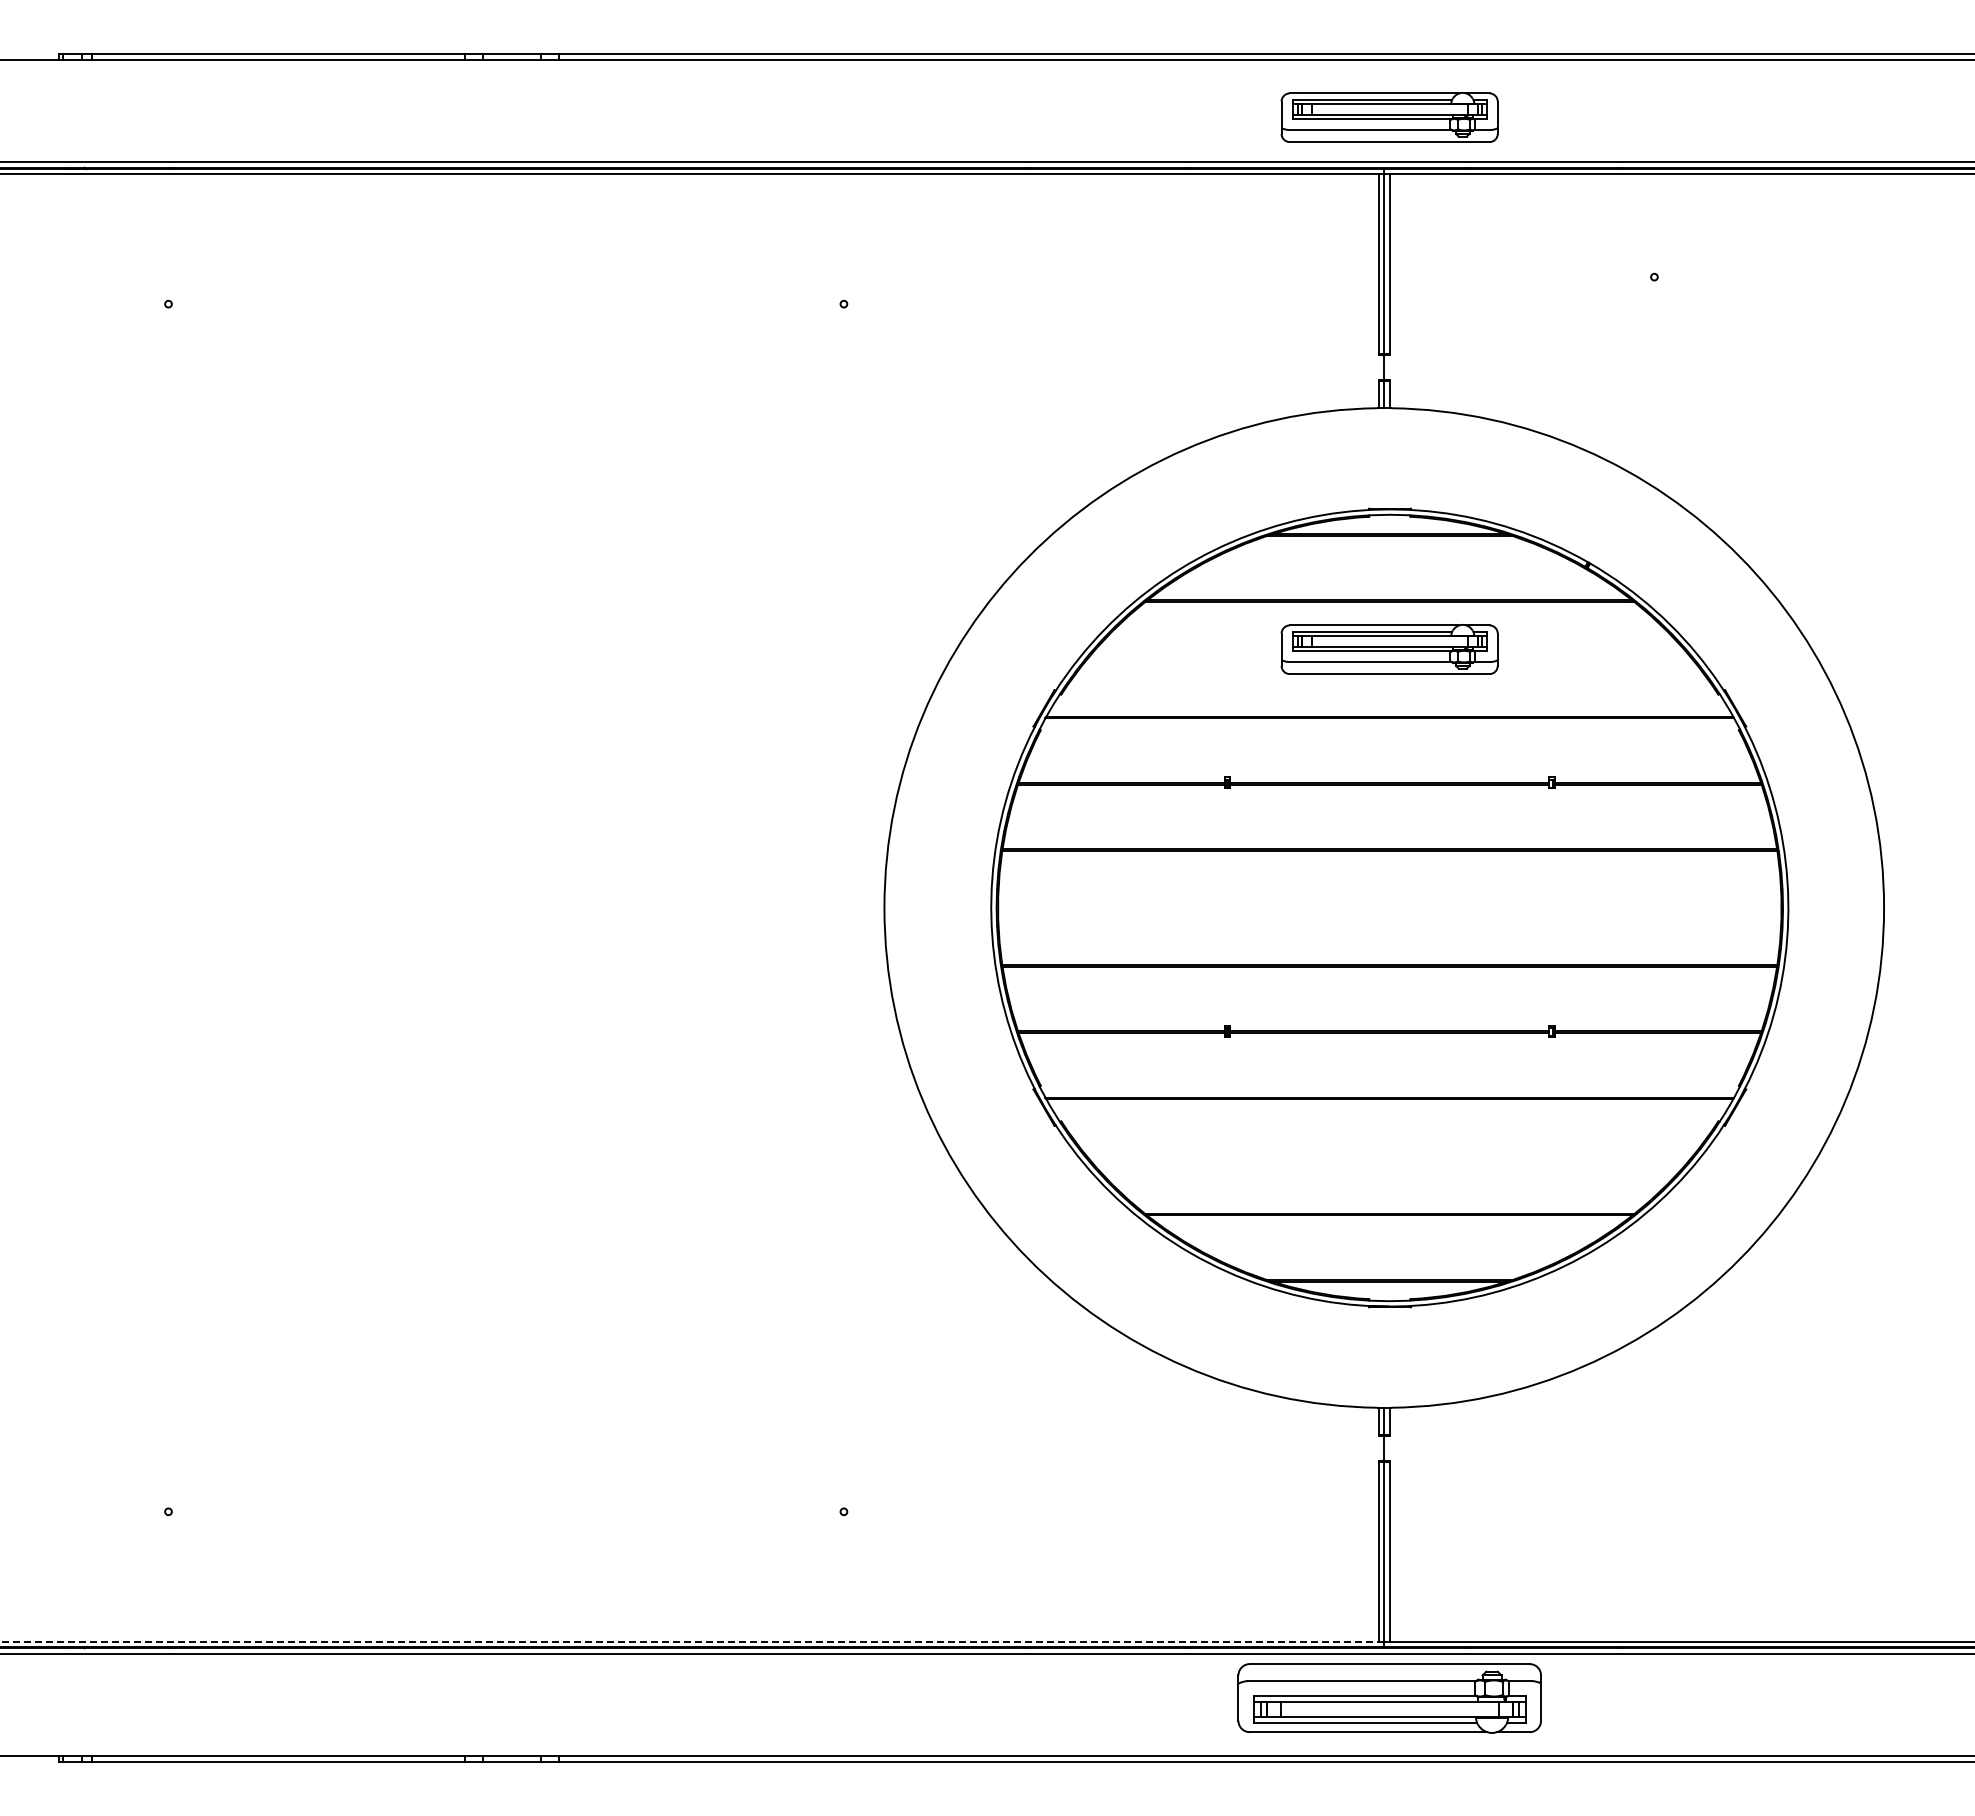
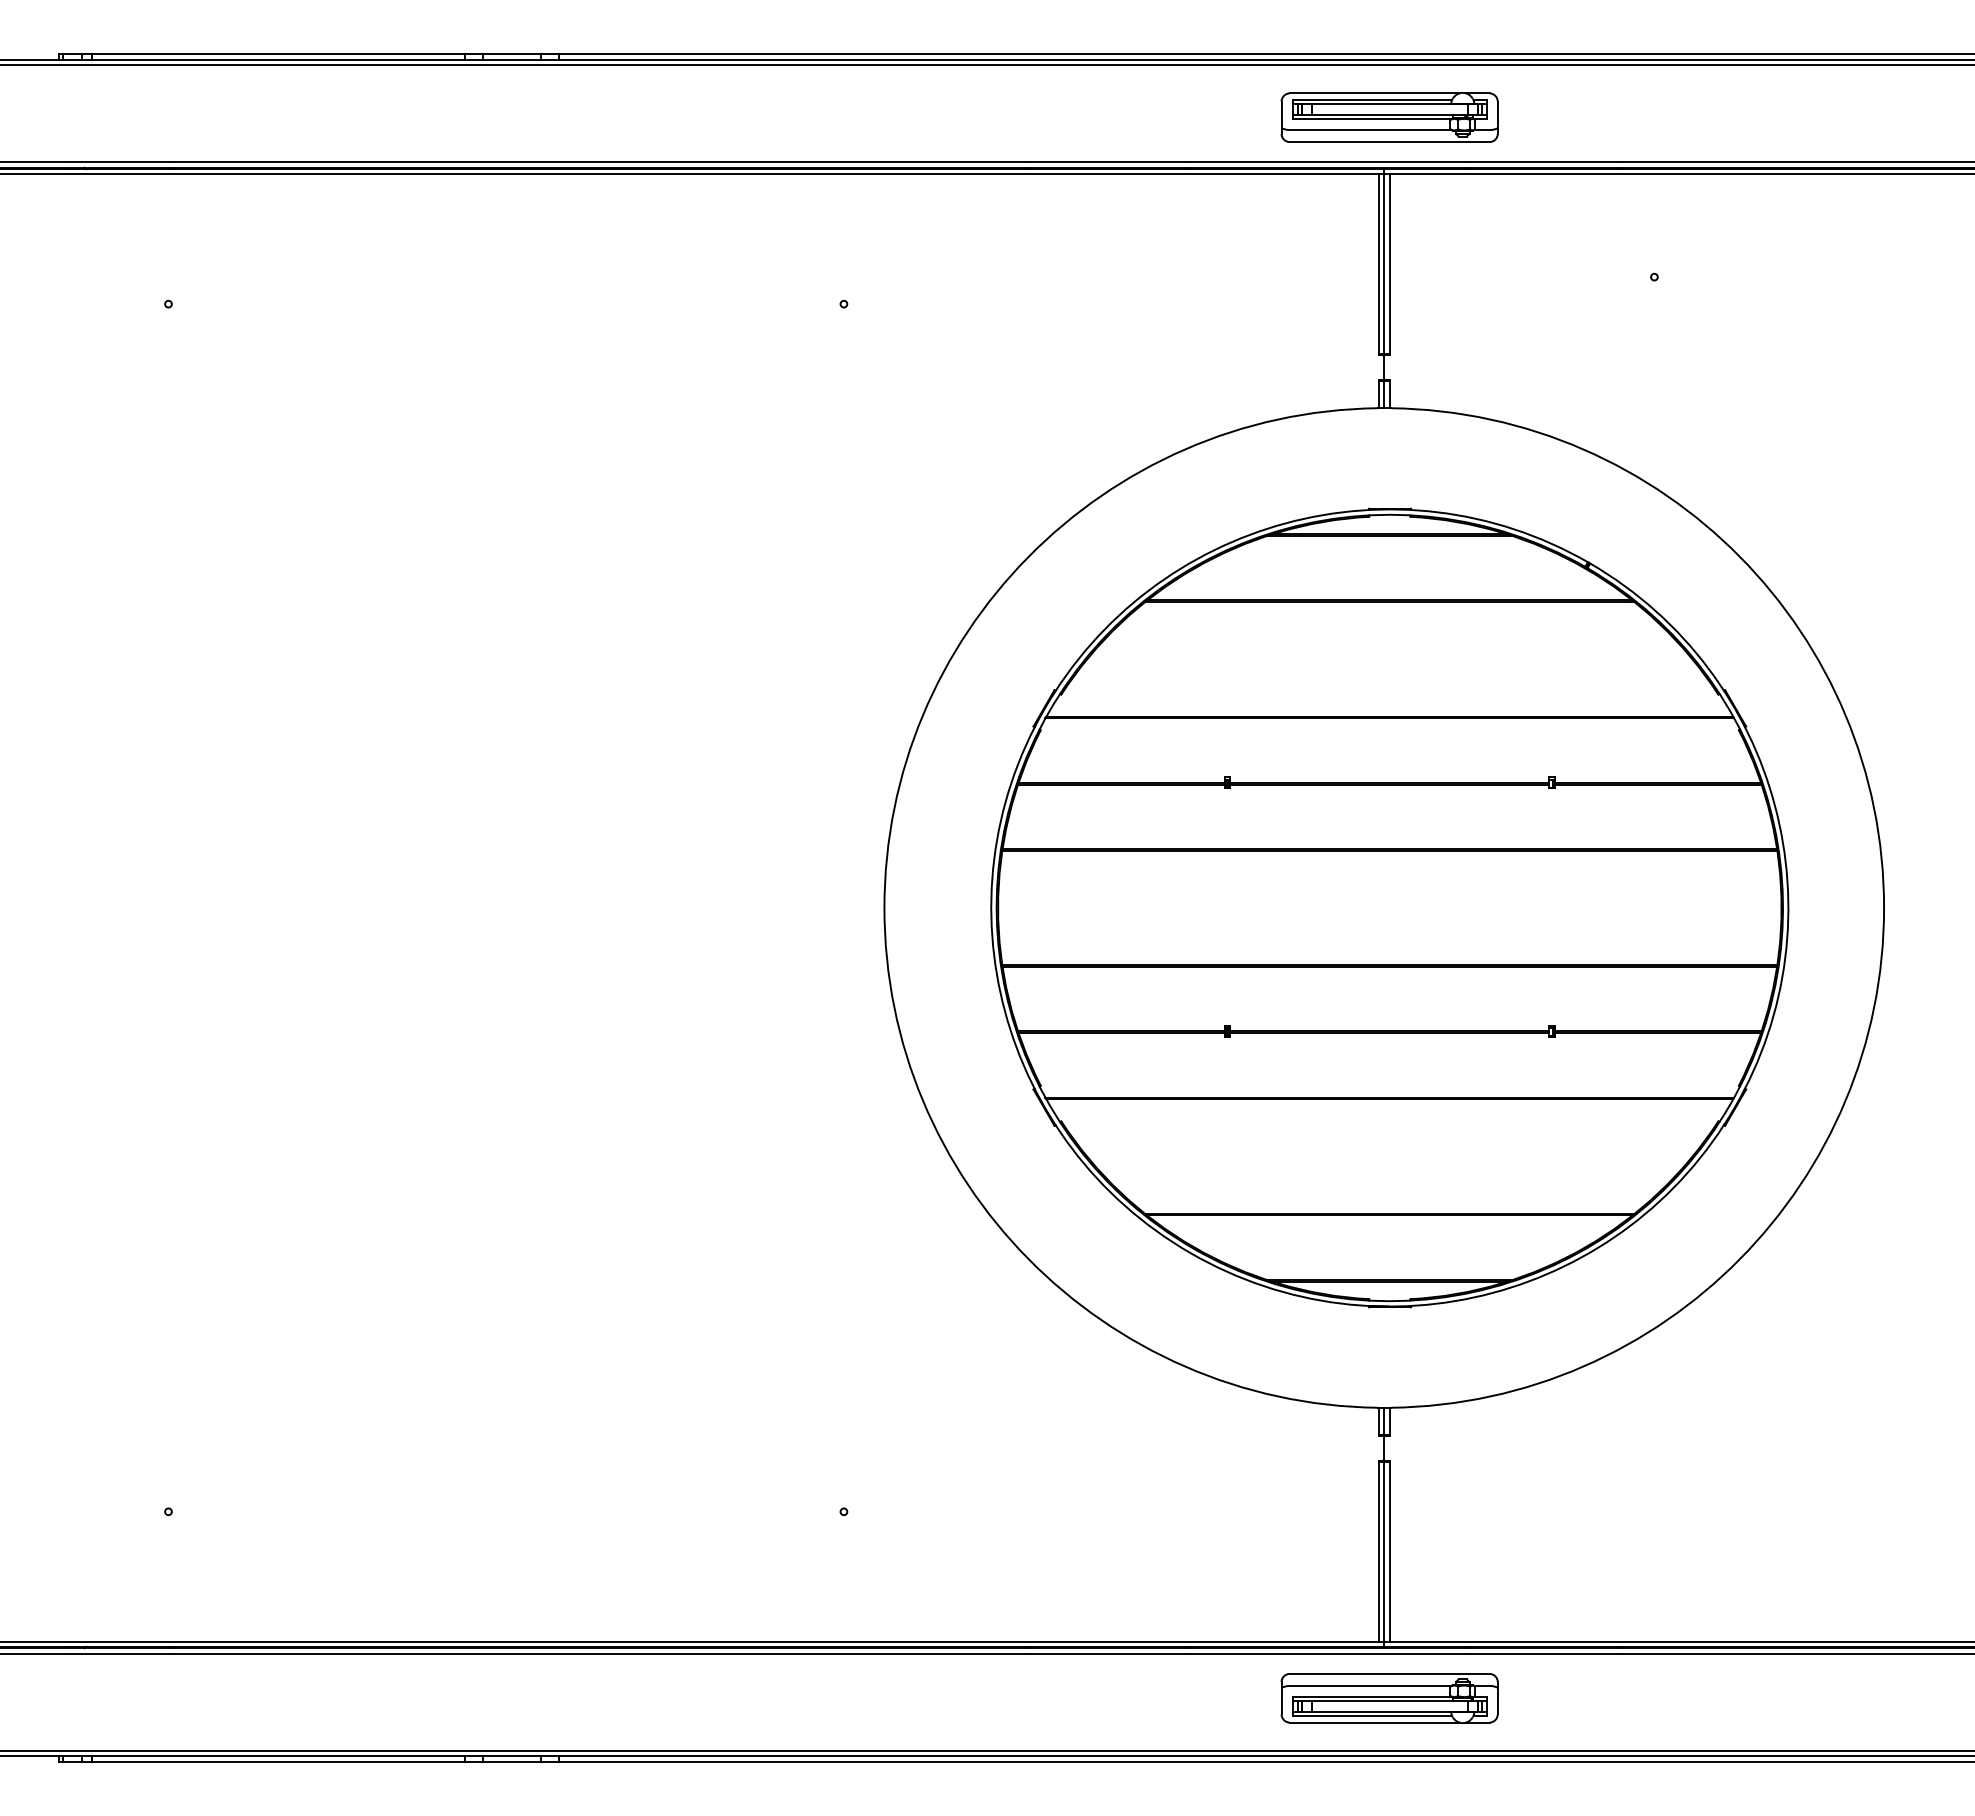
line: none -> present (986, 65)
part: present -> none (1389, 649)
line: dashed -> solid (689, 1641)
part size: 305x71 px -> 219x51 px (1389, 1698)
line: none -> present (986, 1750)
